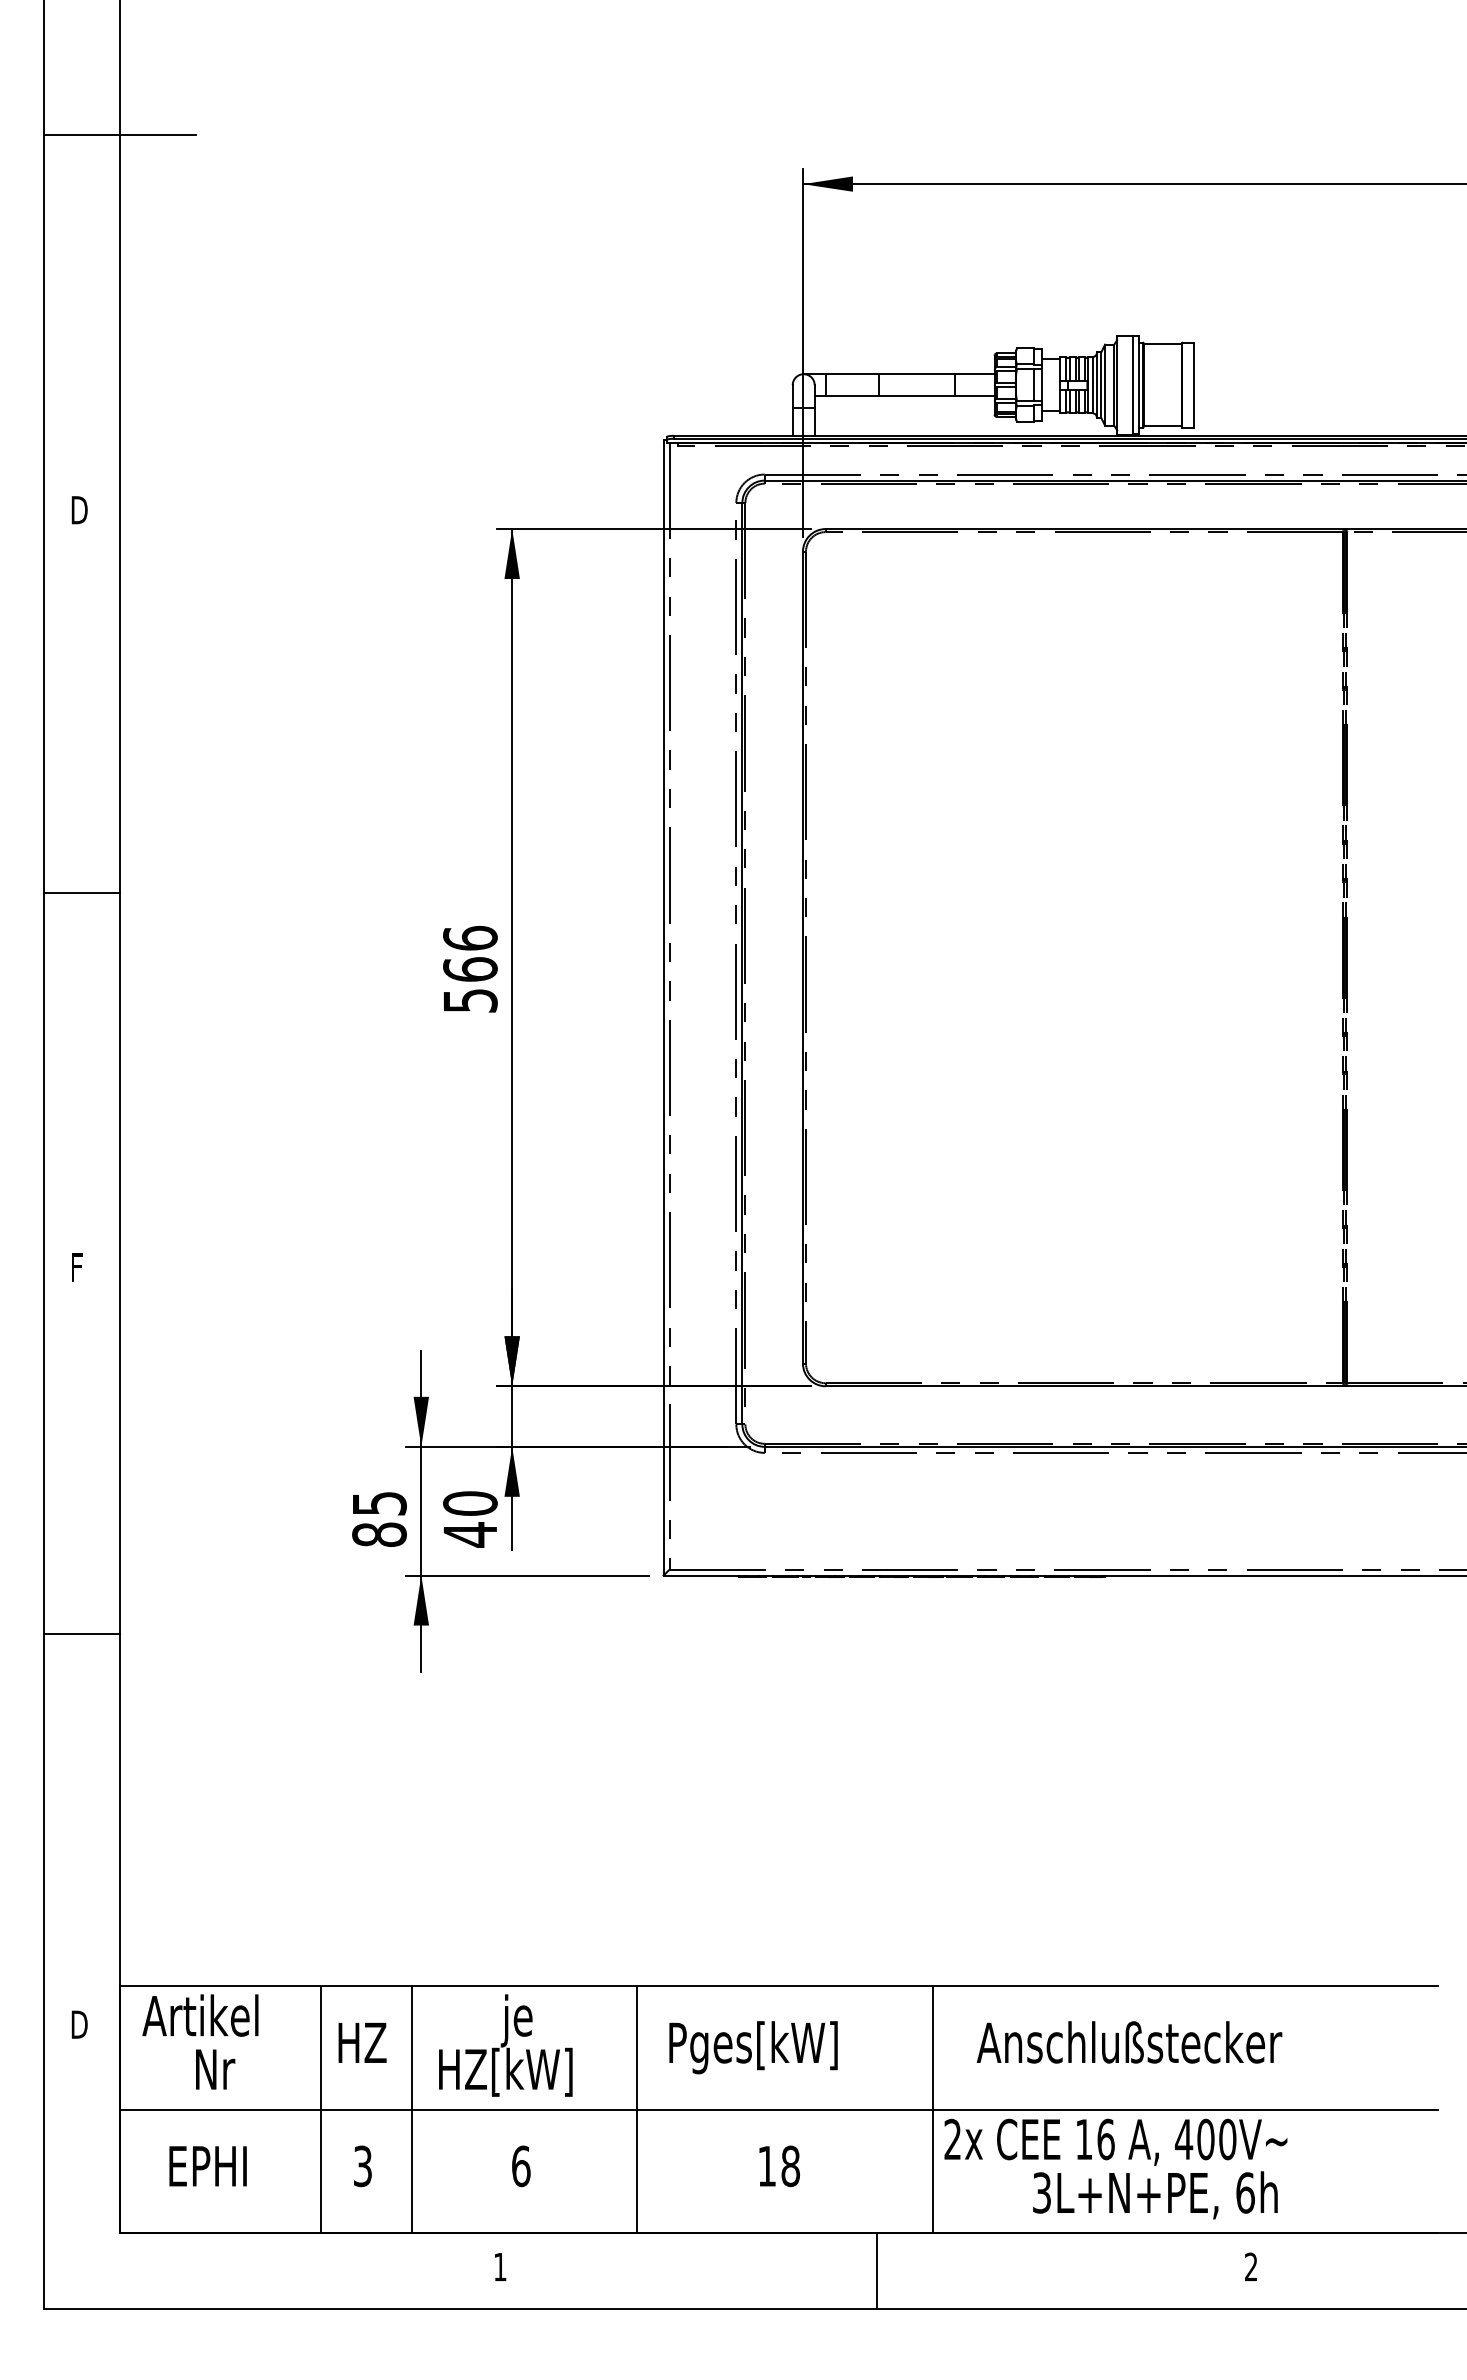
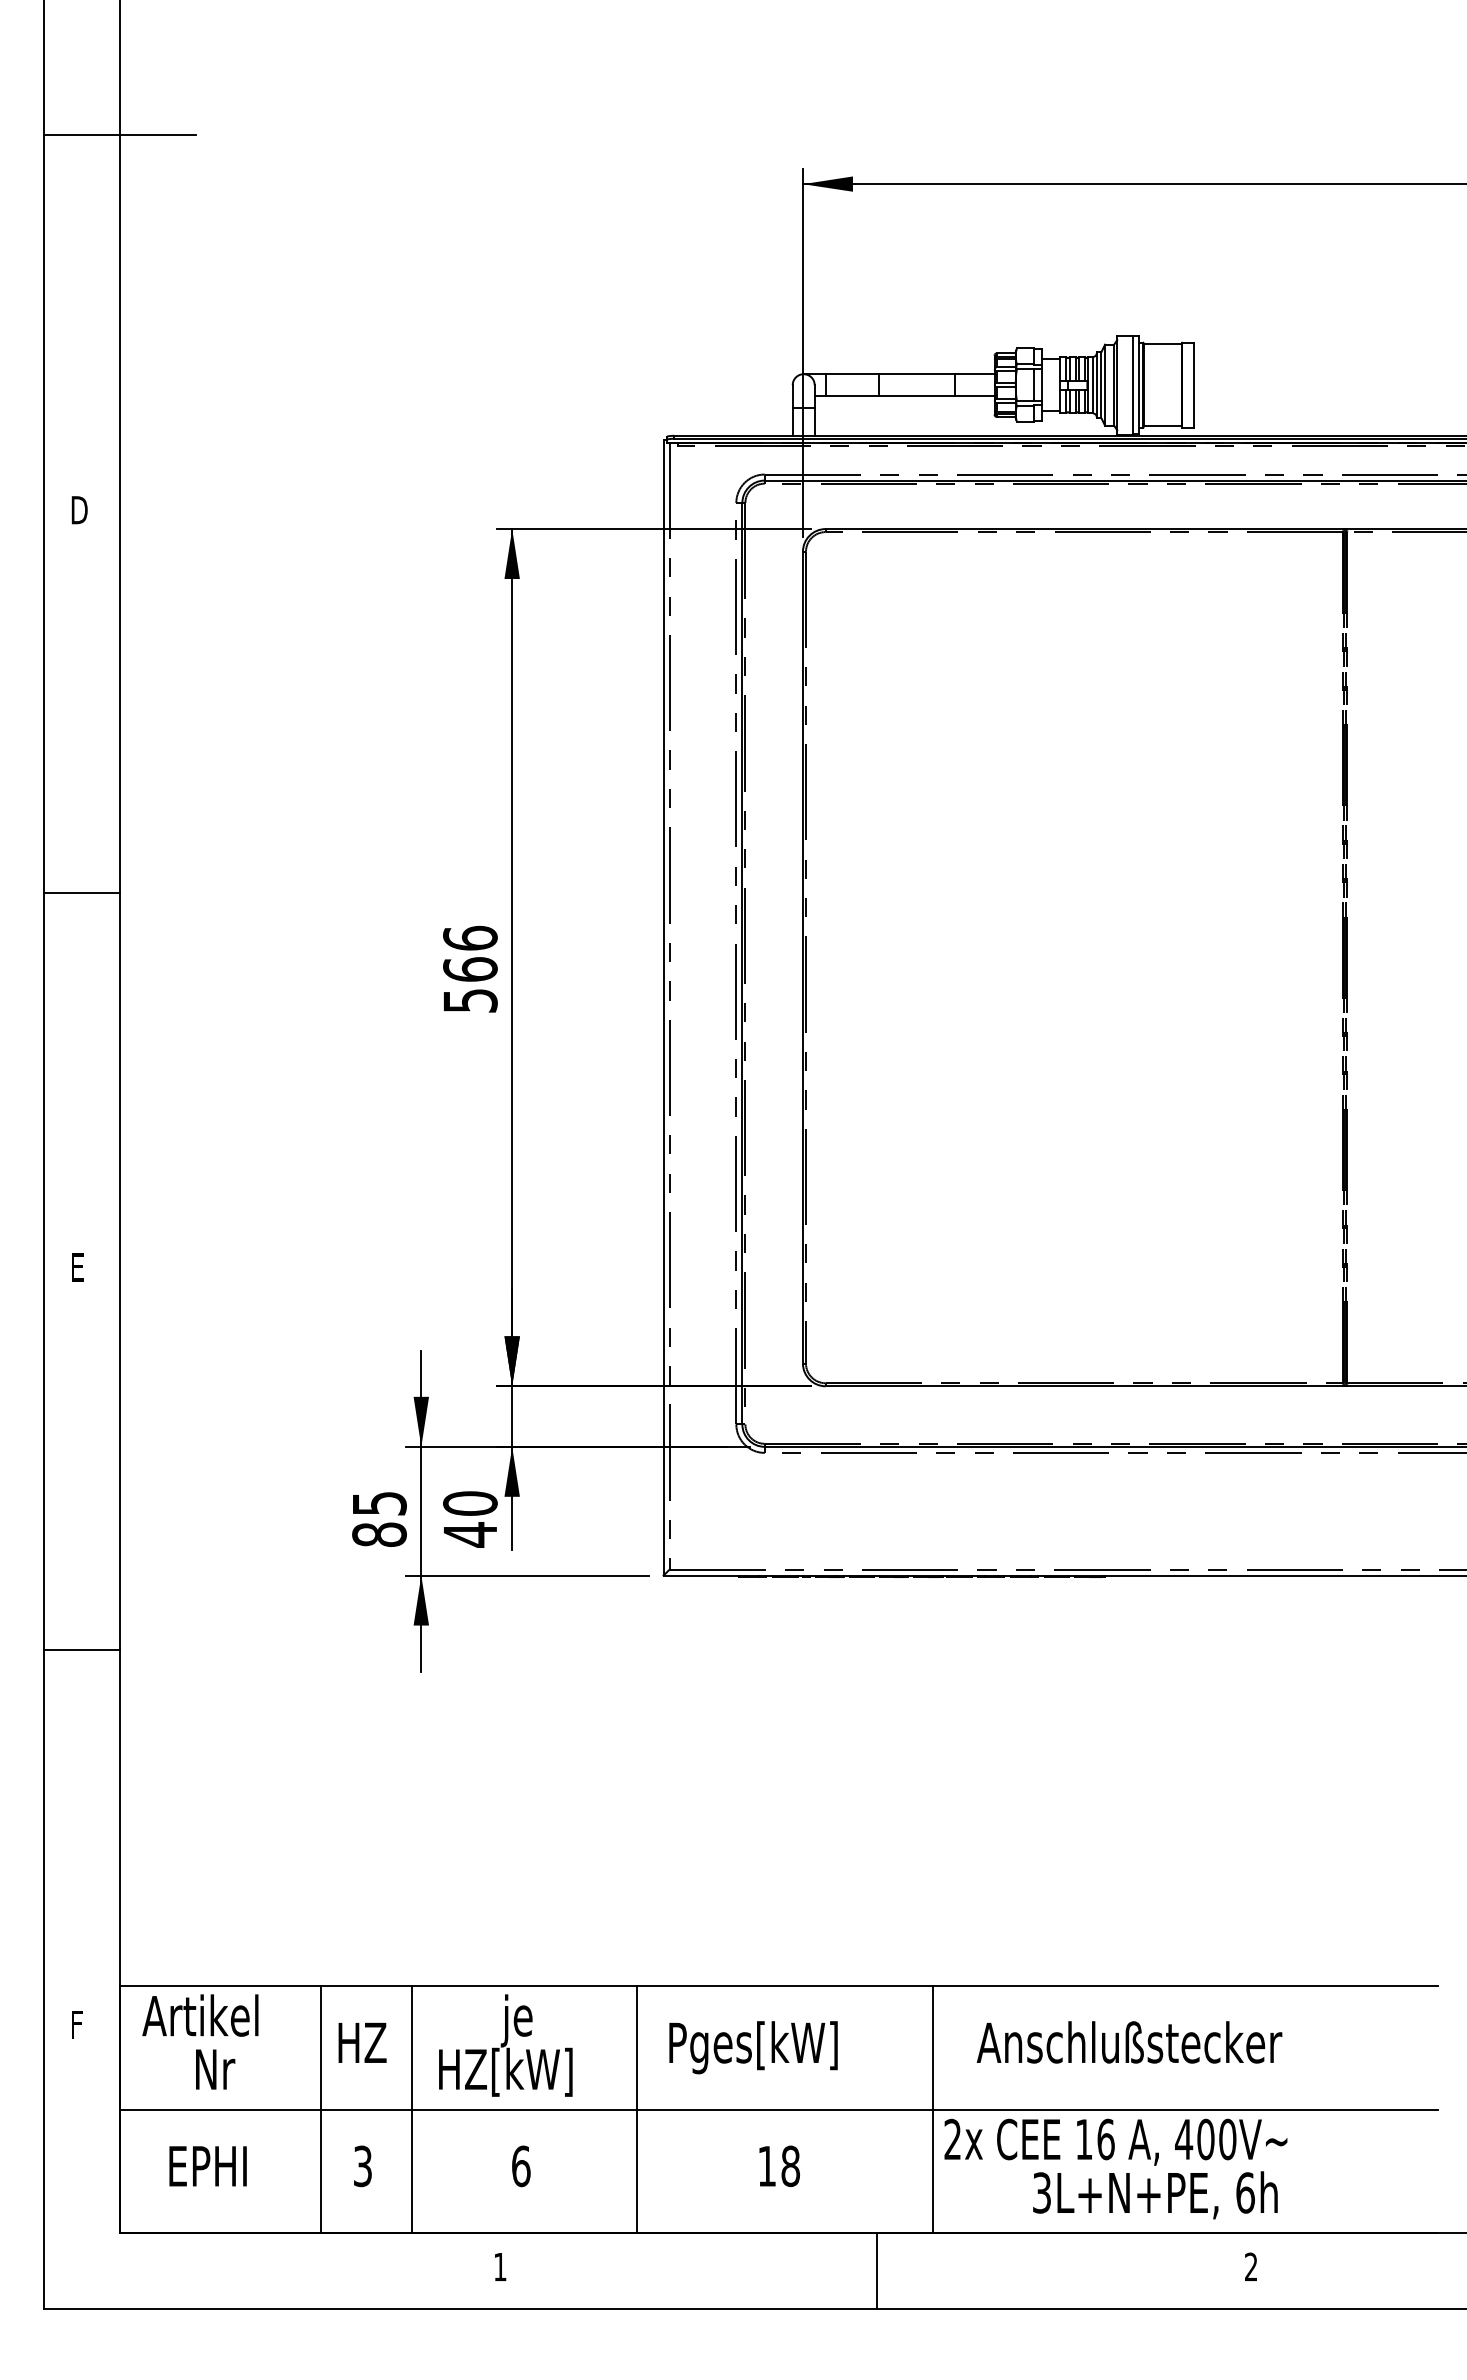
text: F -> E (78, 1267)
line position: (81, 1633) -> (81, 1649) (81, 1649)
text: D -> F (79, 2024)
